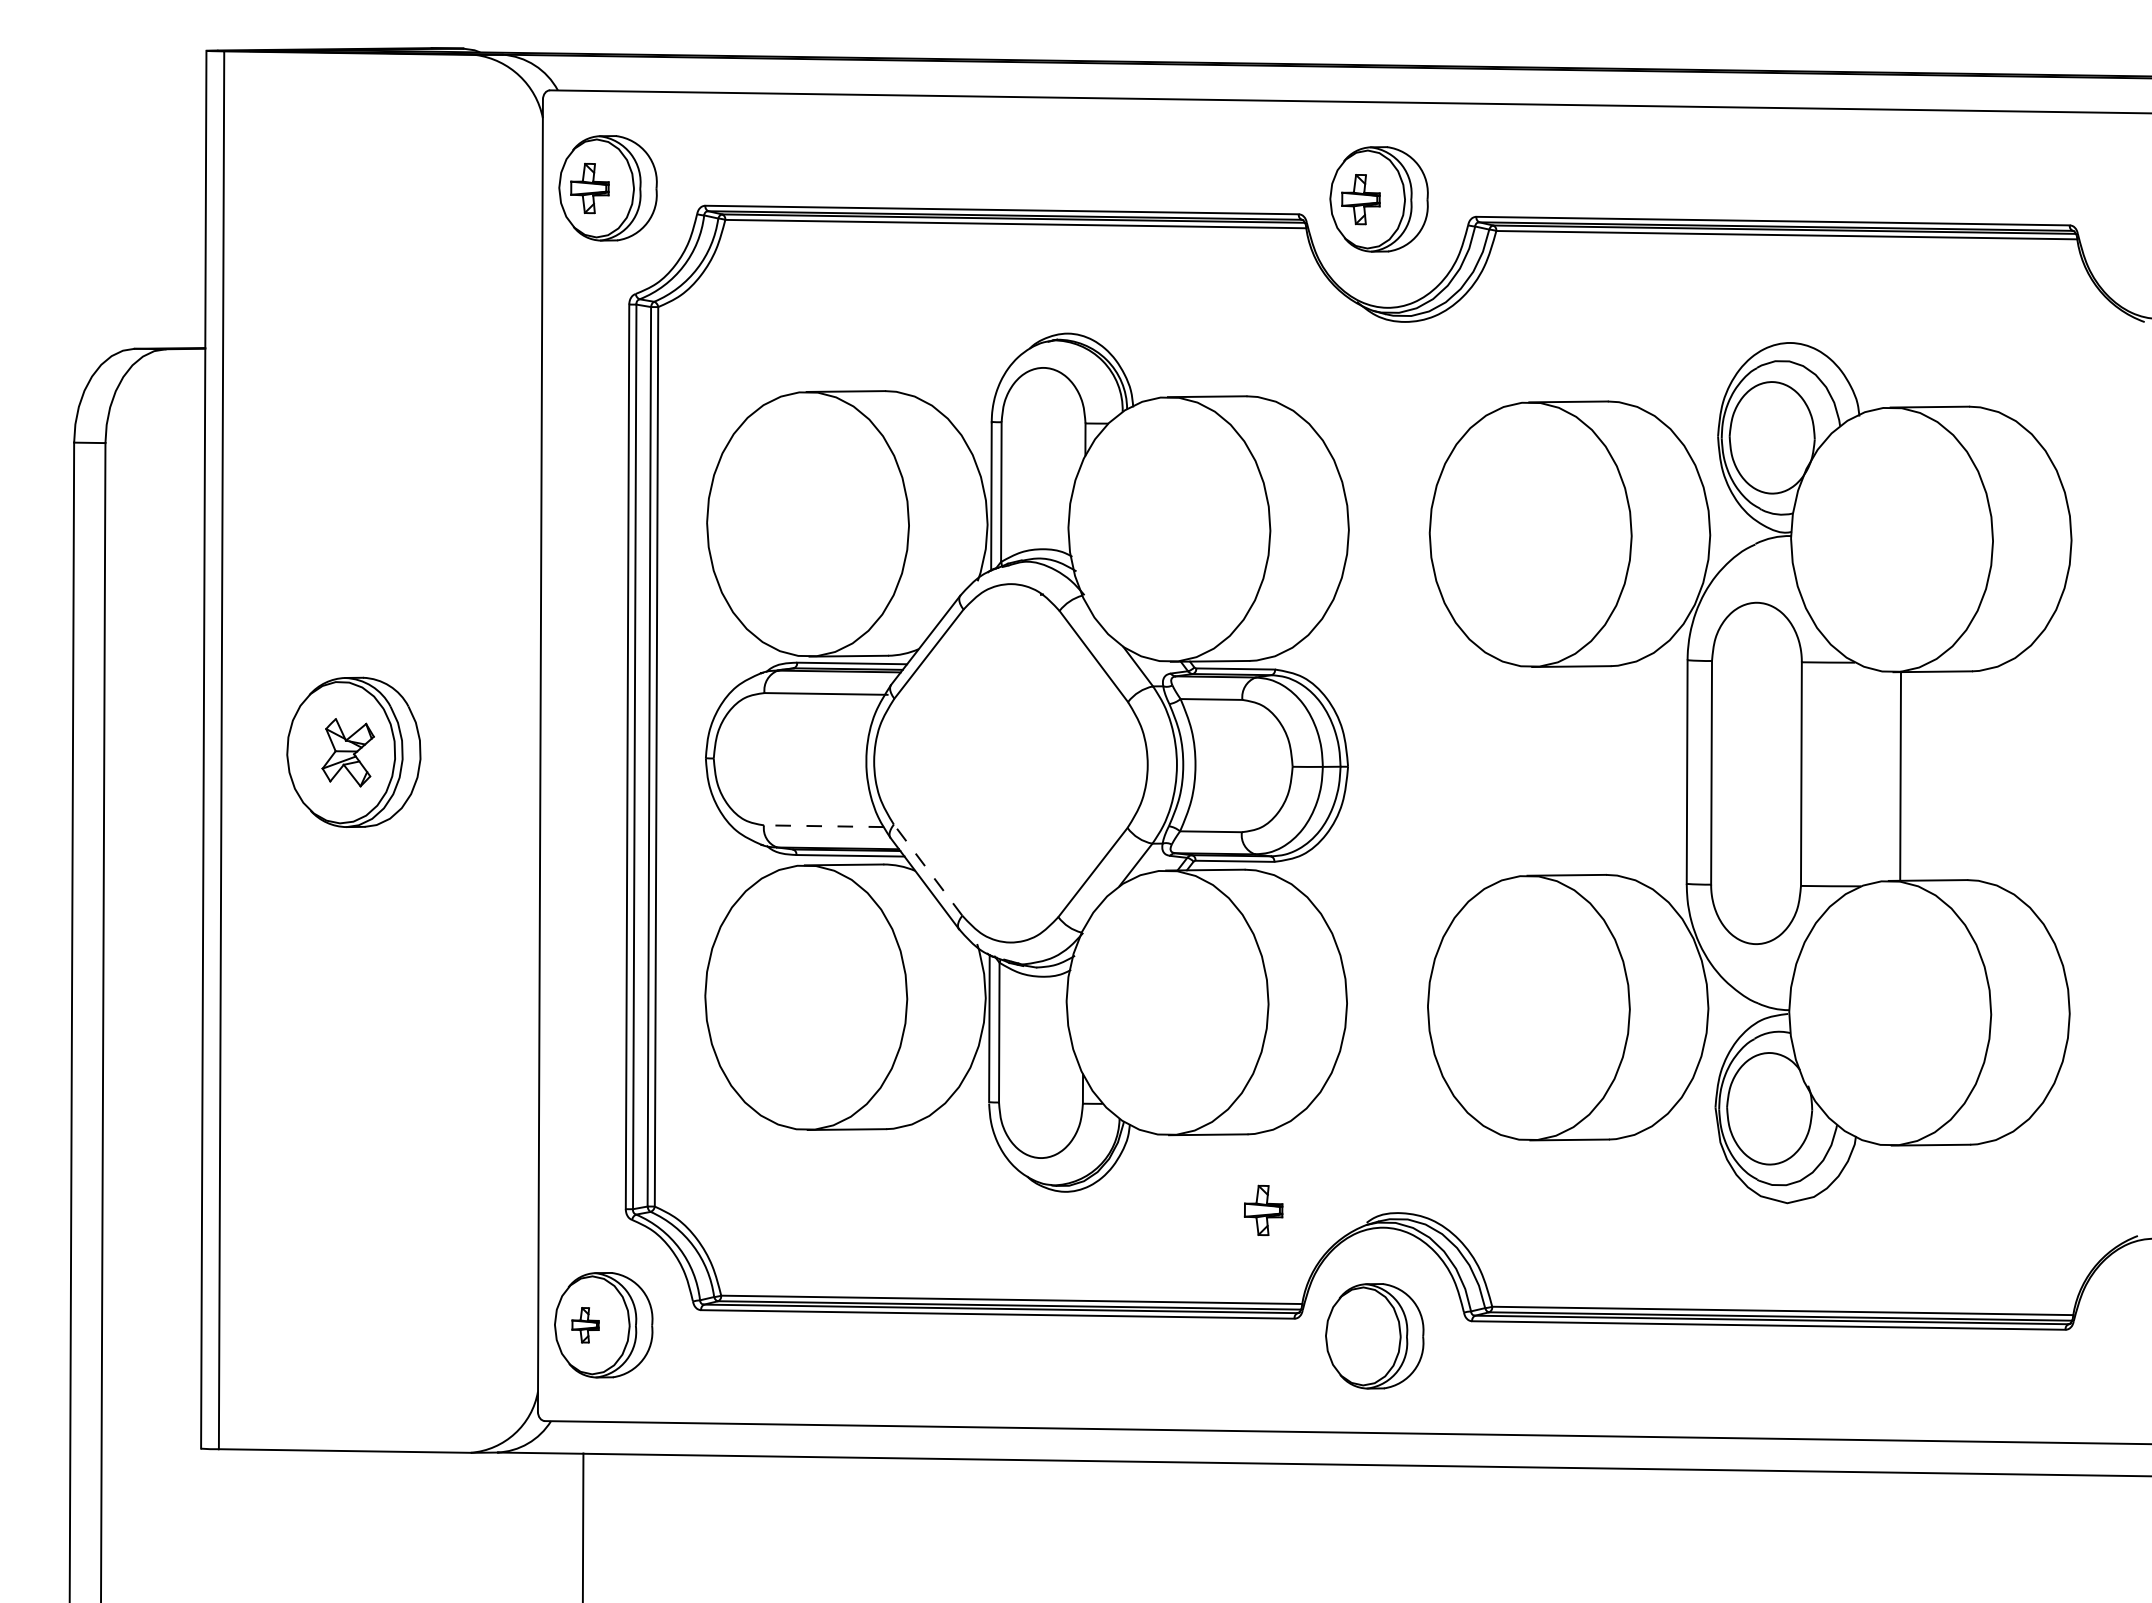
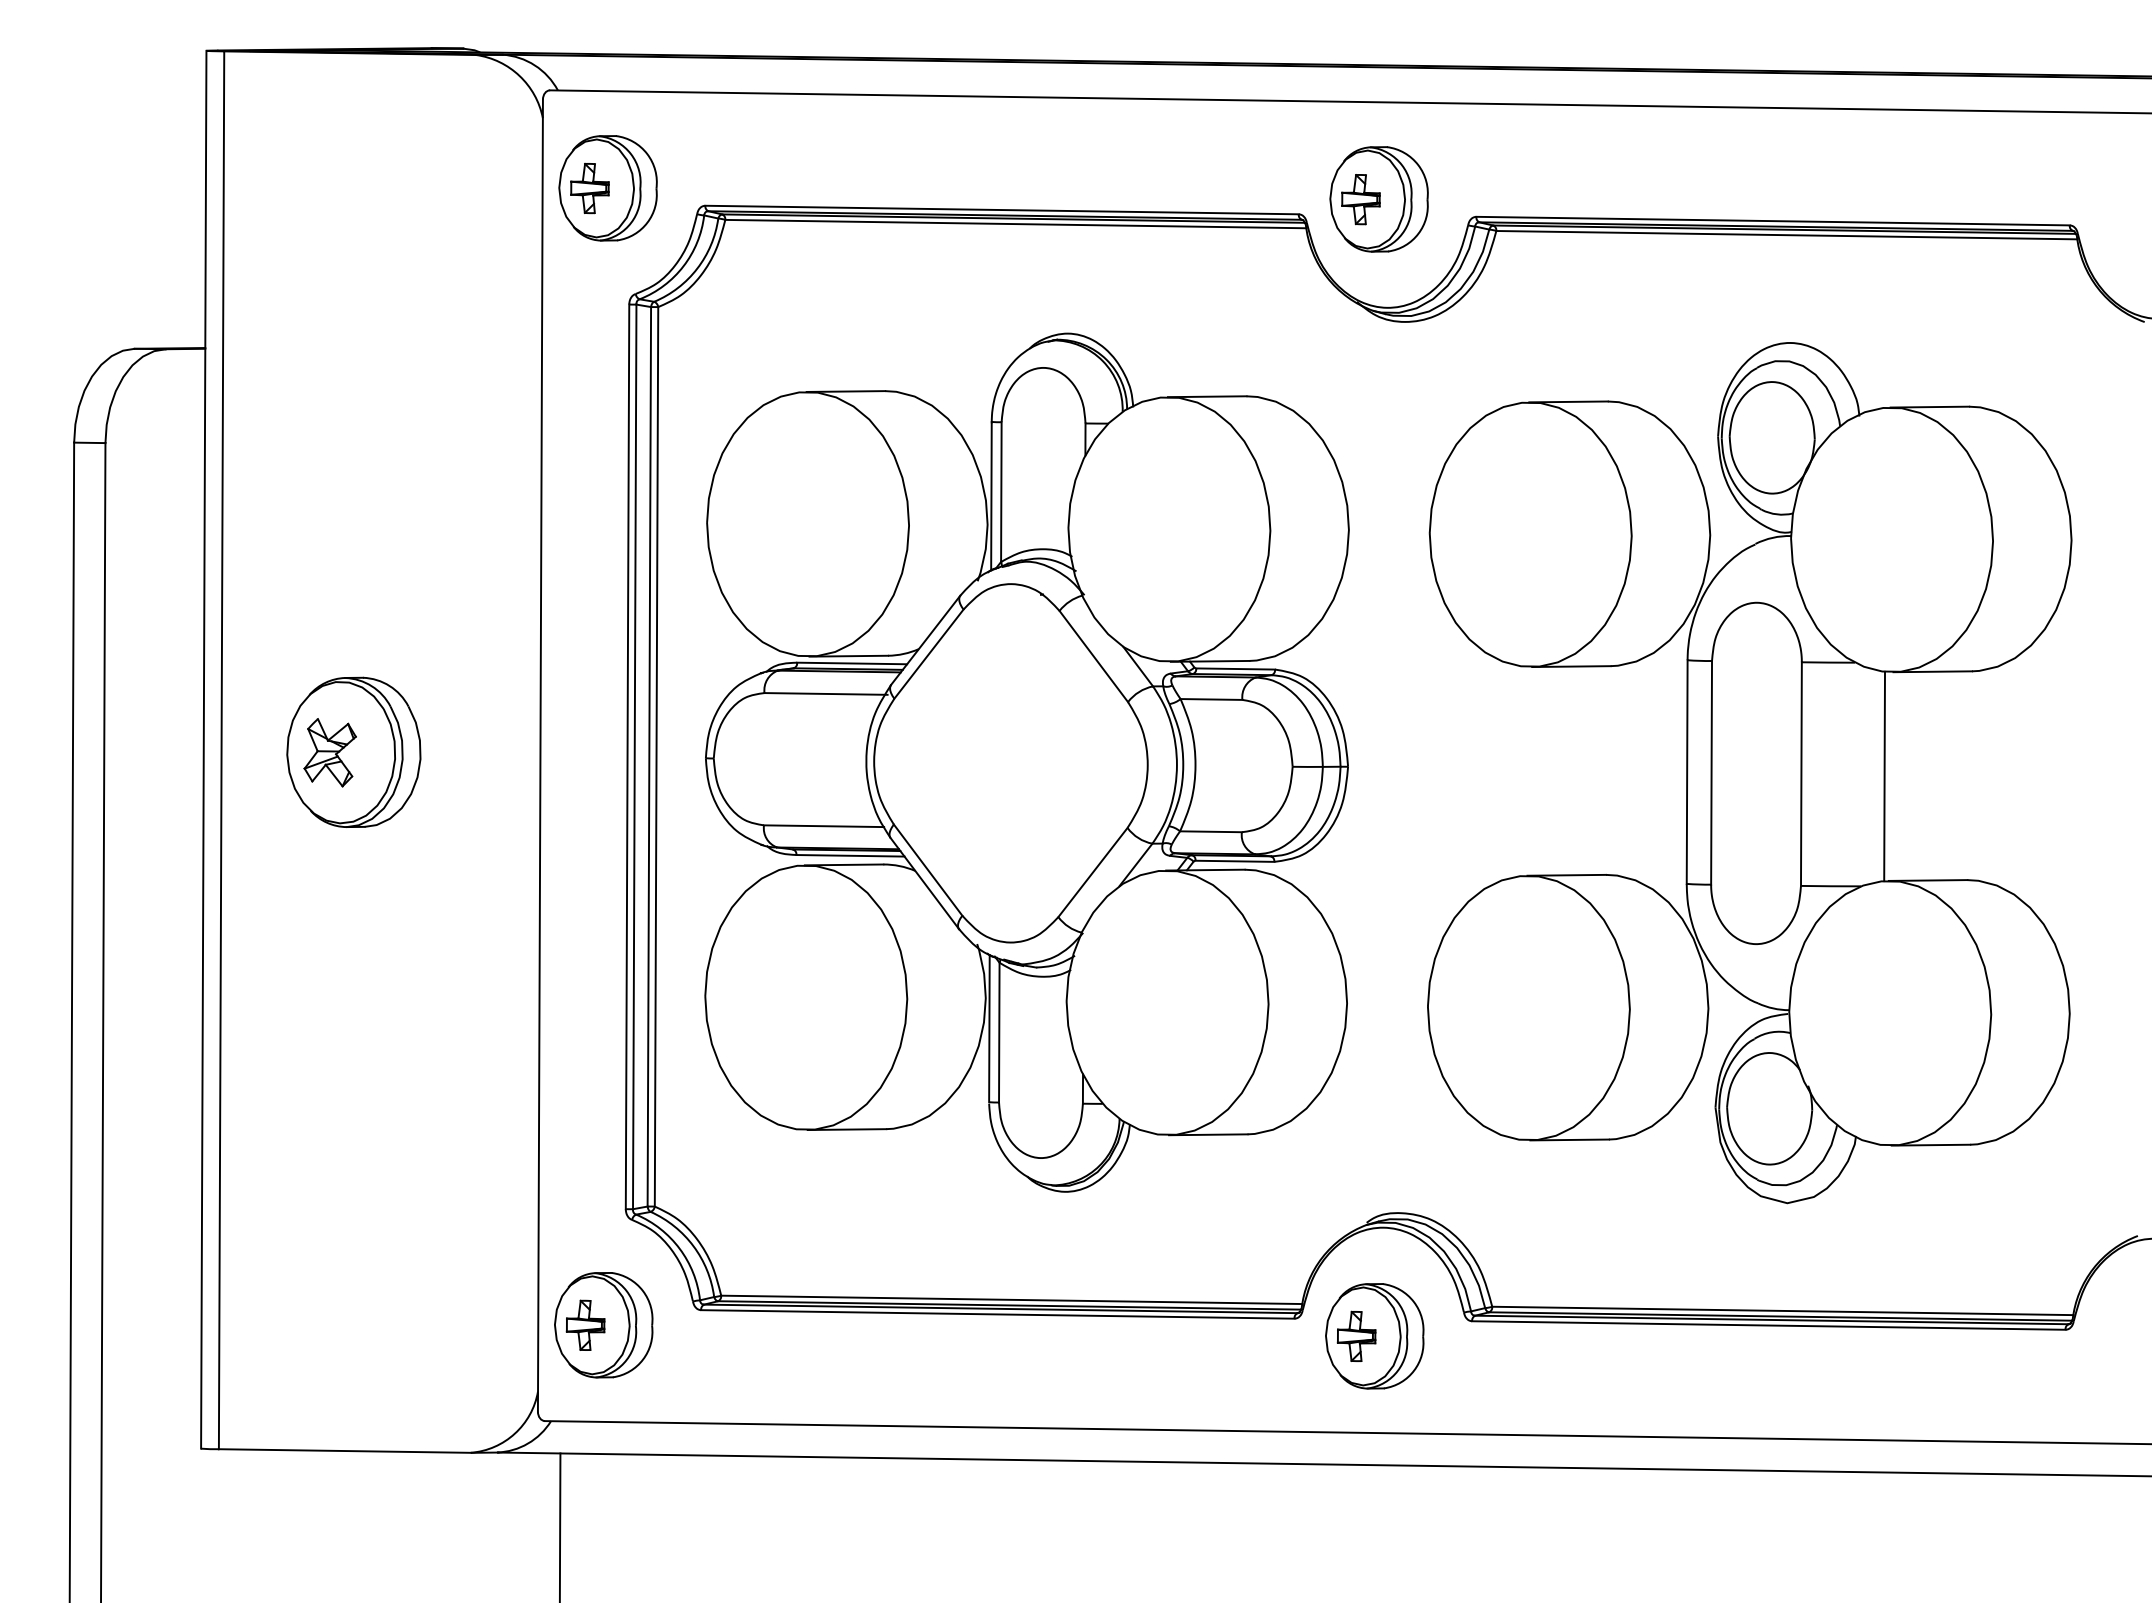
part position: (347, 752) -> (329, 752) (329, 752)
line position: (1900, 776) -> (1884, 776) (1884, 776)
line: dashed -> solid (823, 826)
line: dashed -> solid (927, 869)
part position: (1263, 1209) -> (1356, 1335) (1356, 1335)
part size: 29x37 px -> 41x52 px (585, 1324)
line position: (582, 1526) -> (559, 1526) (559, 1526)
